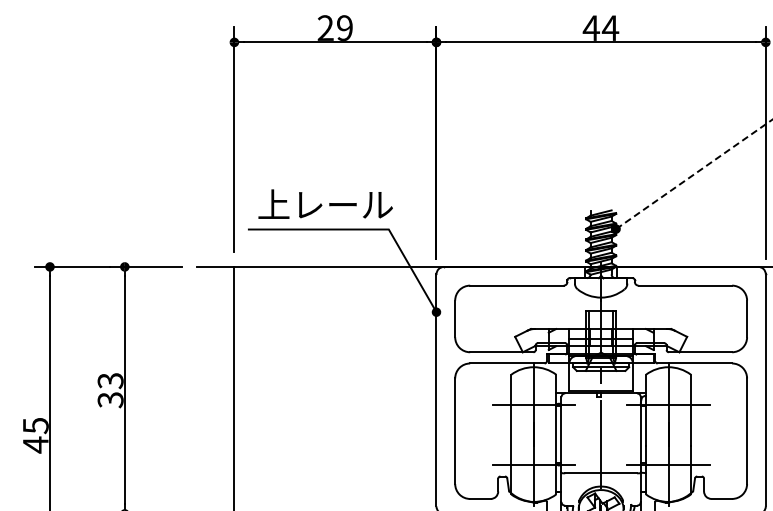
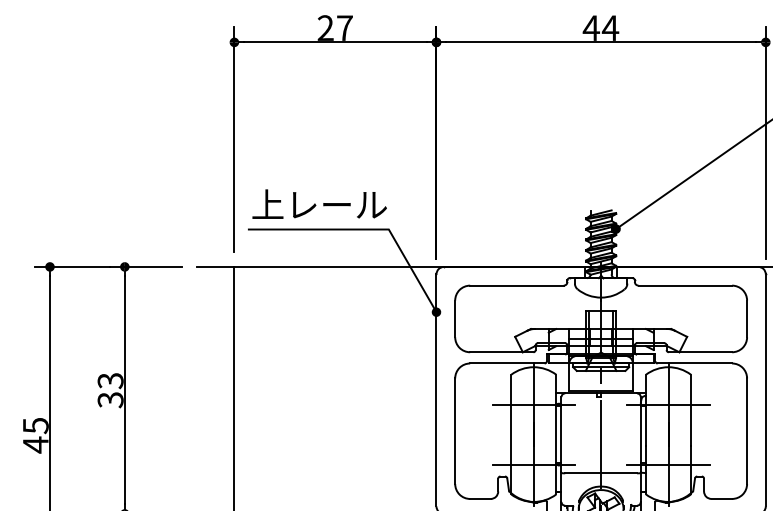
text: 29 -> 27 (344, 27)
line: dashed -> solid (694, 174)
text position: (325, 203) -> (319, 203) (319, 203)
